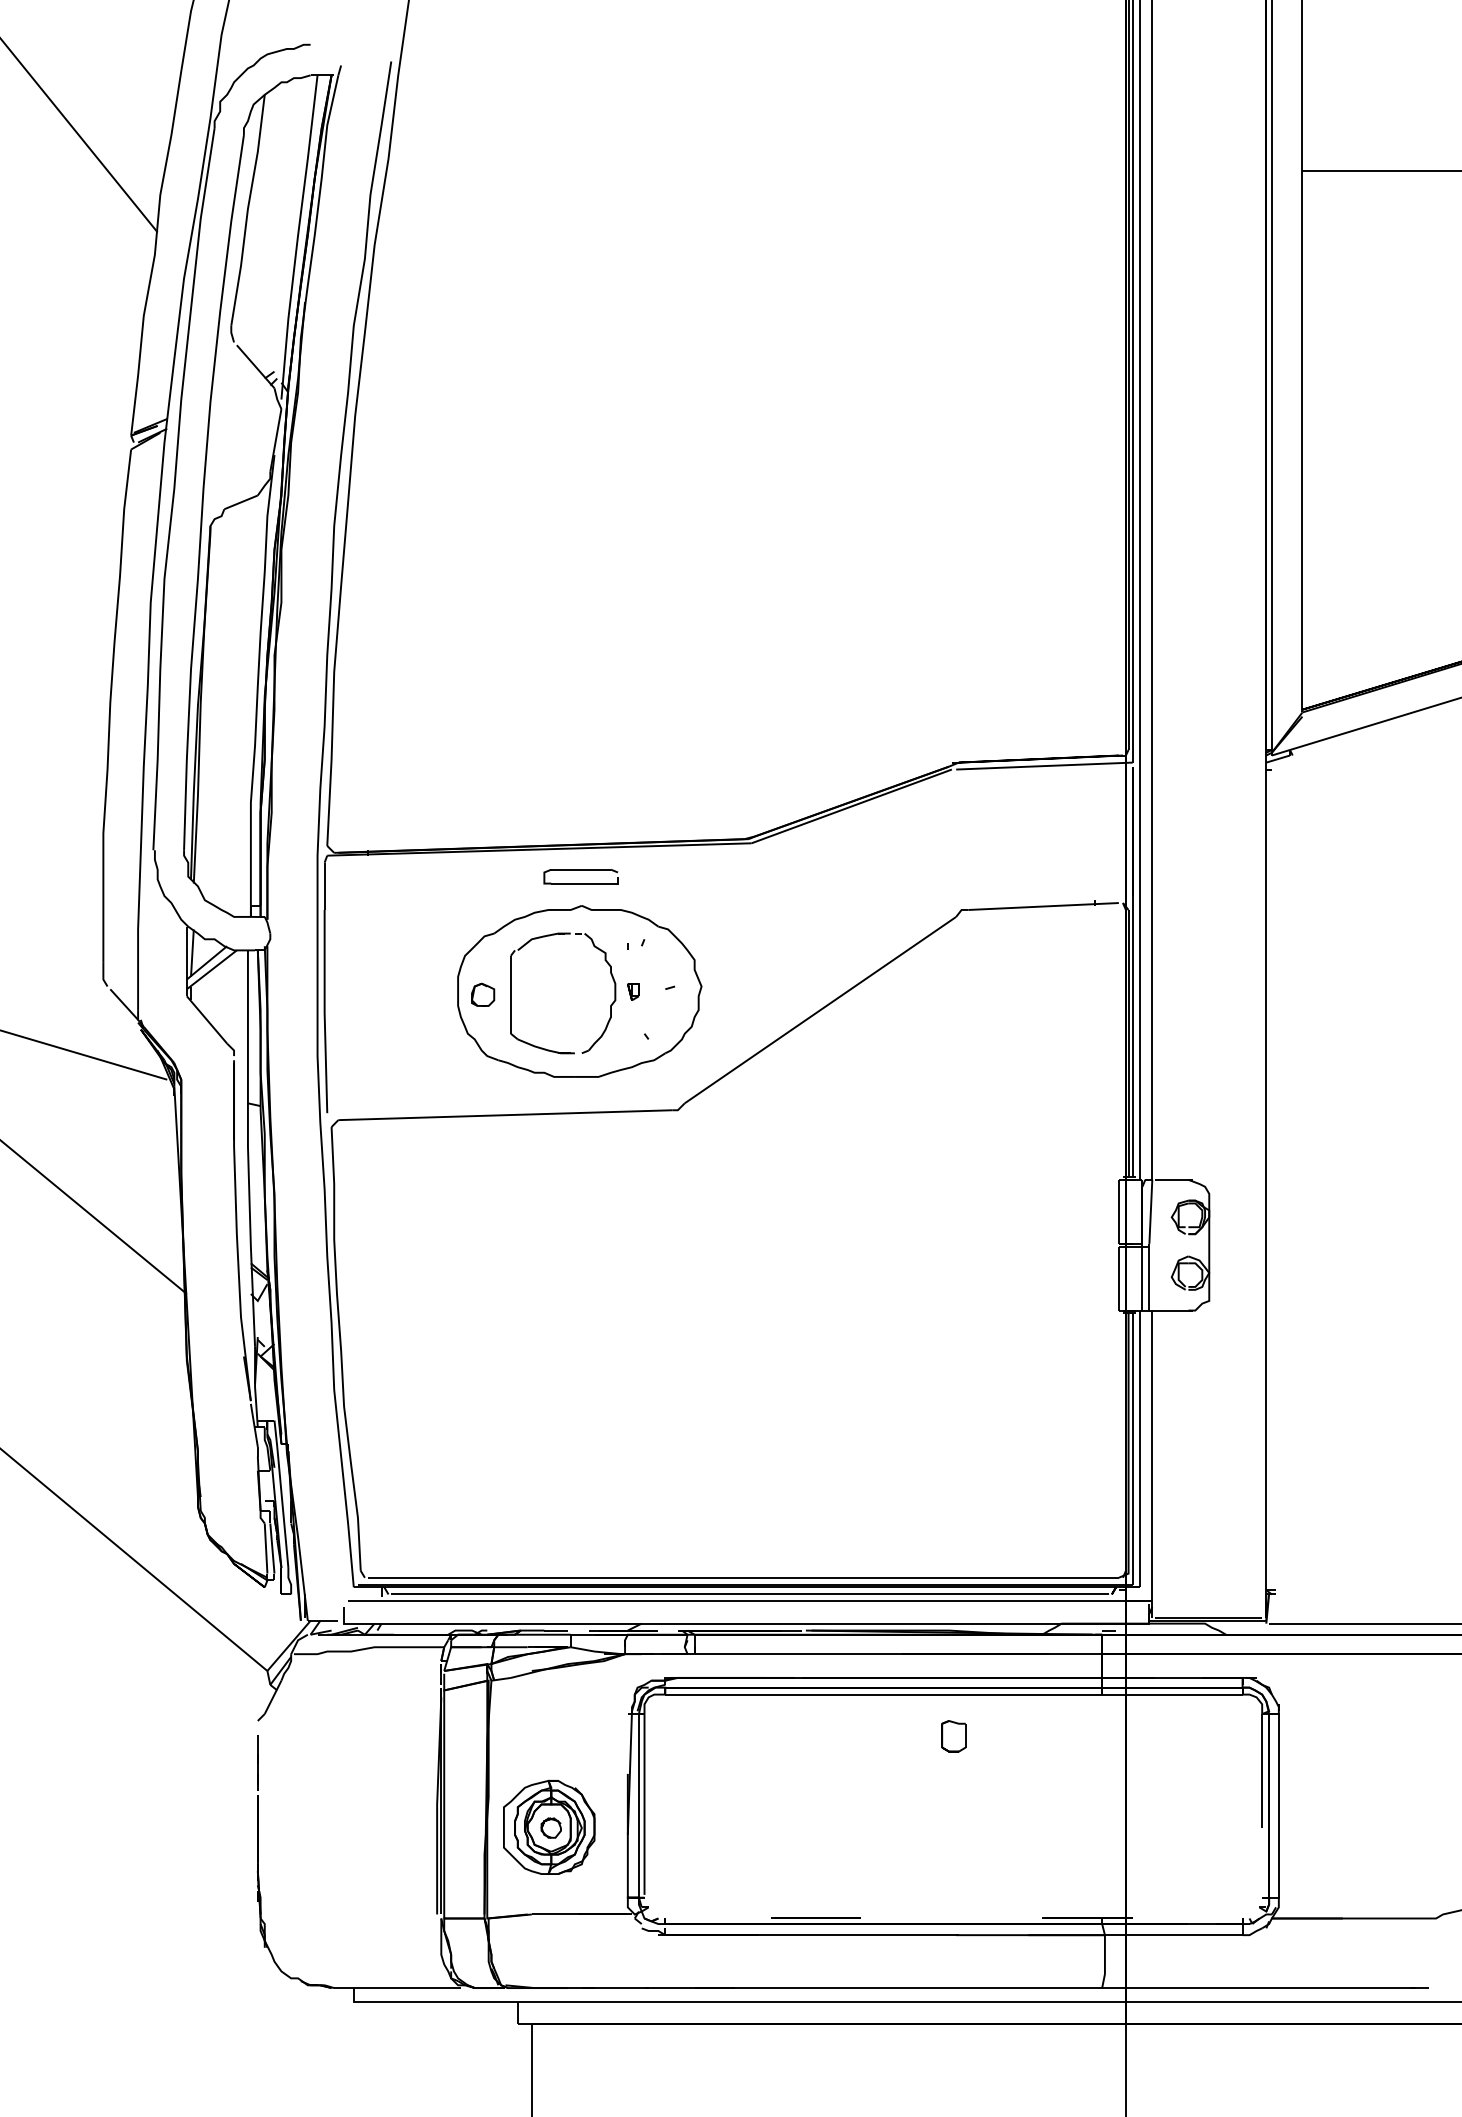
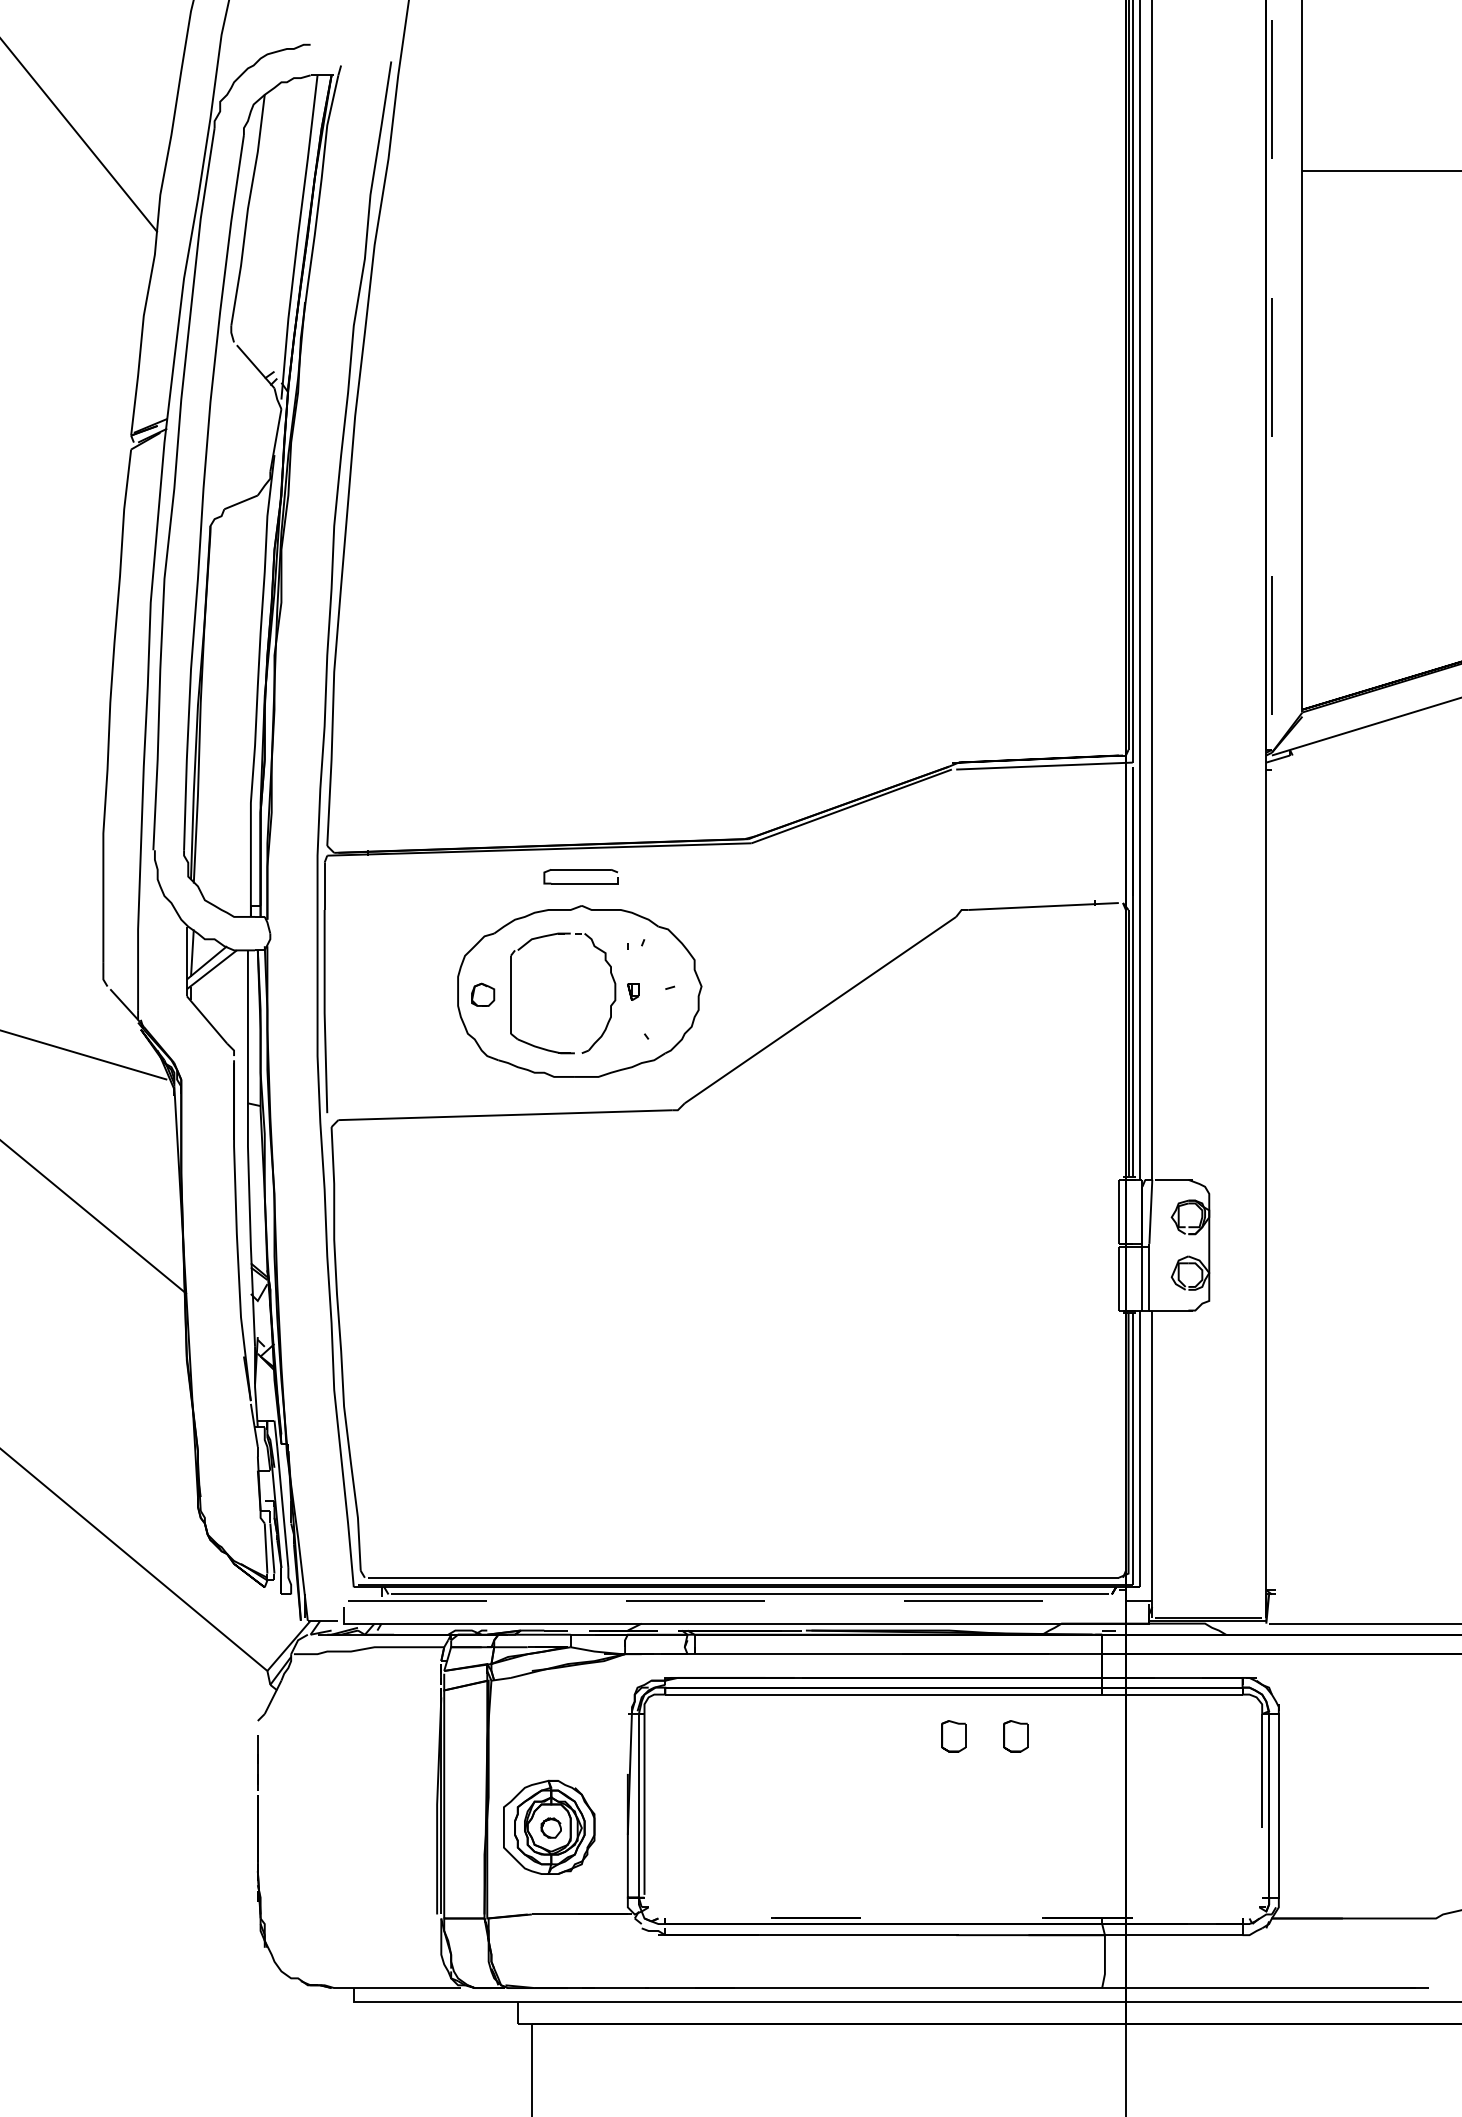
line: solid -> dashed (1271, 378)
line: solid -> dashed (750, 1601)
part: none -> present (1015, 1736)
